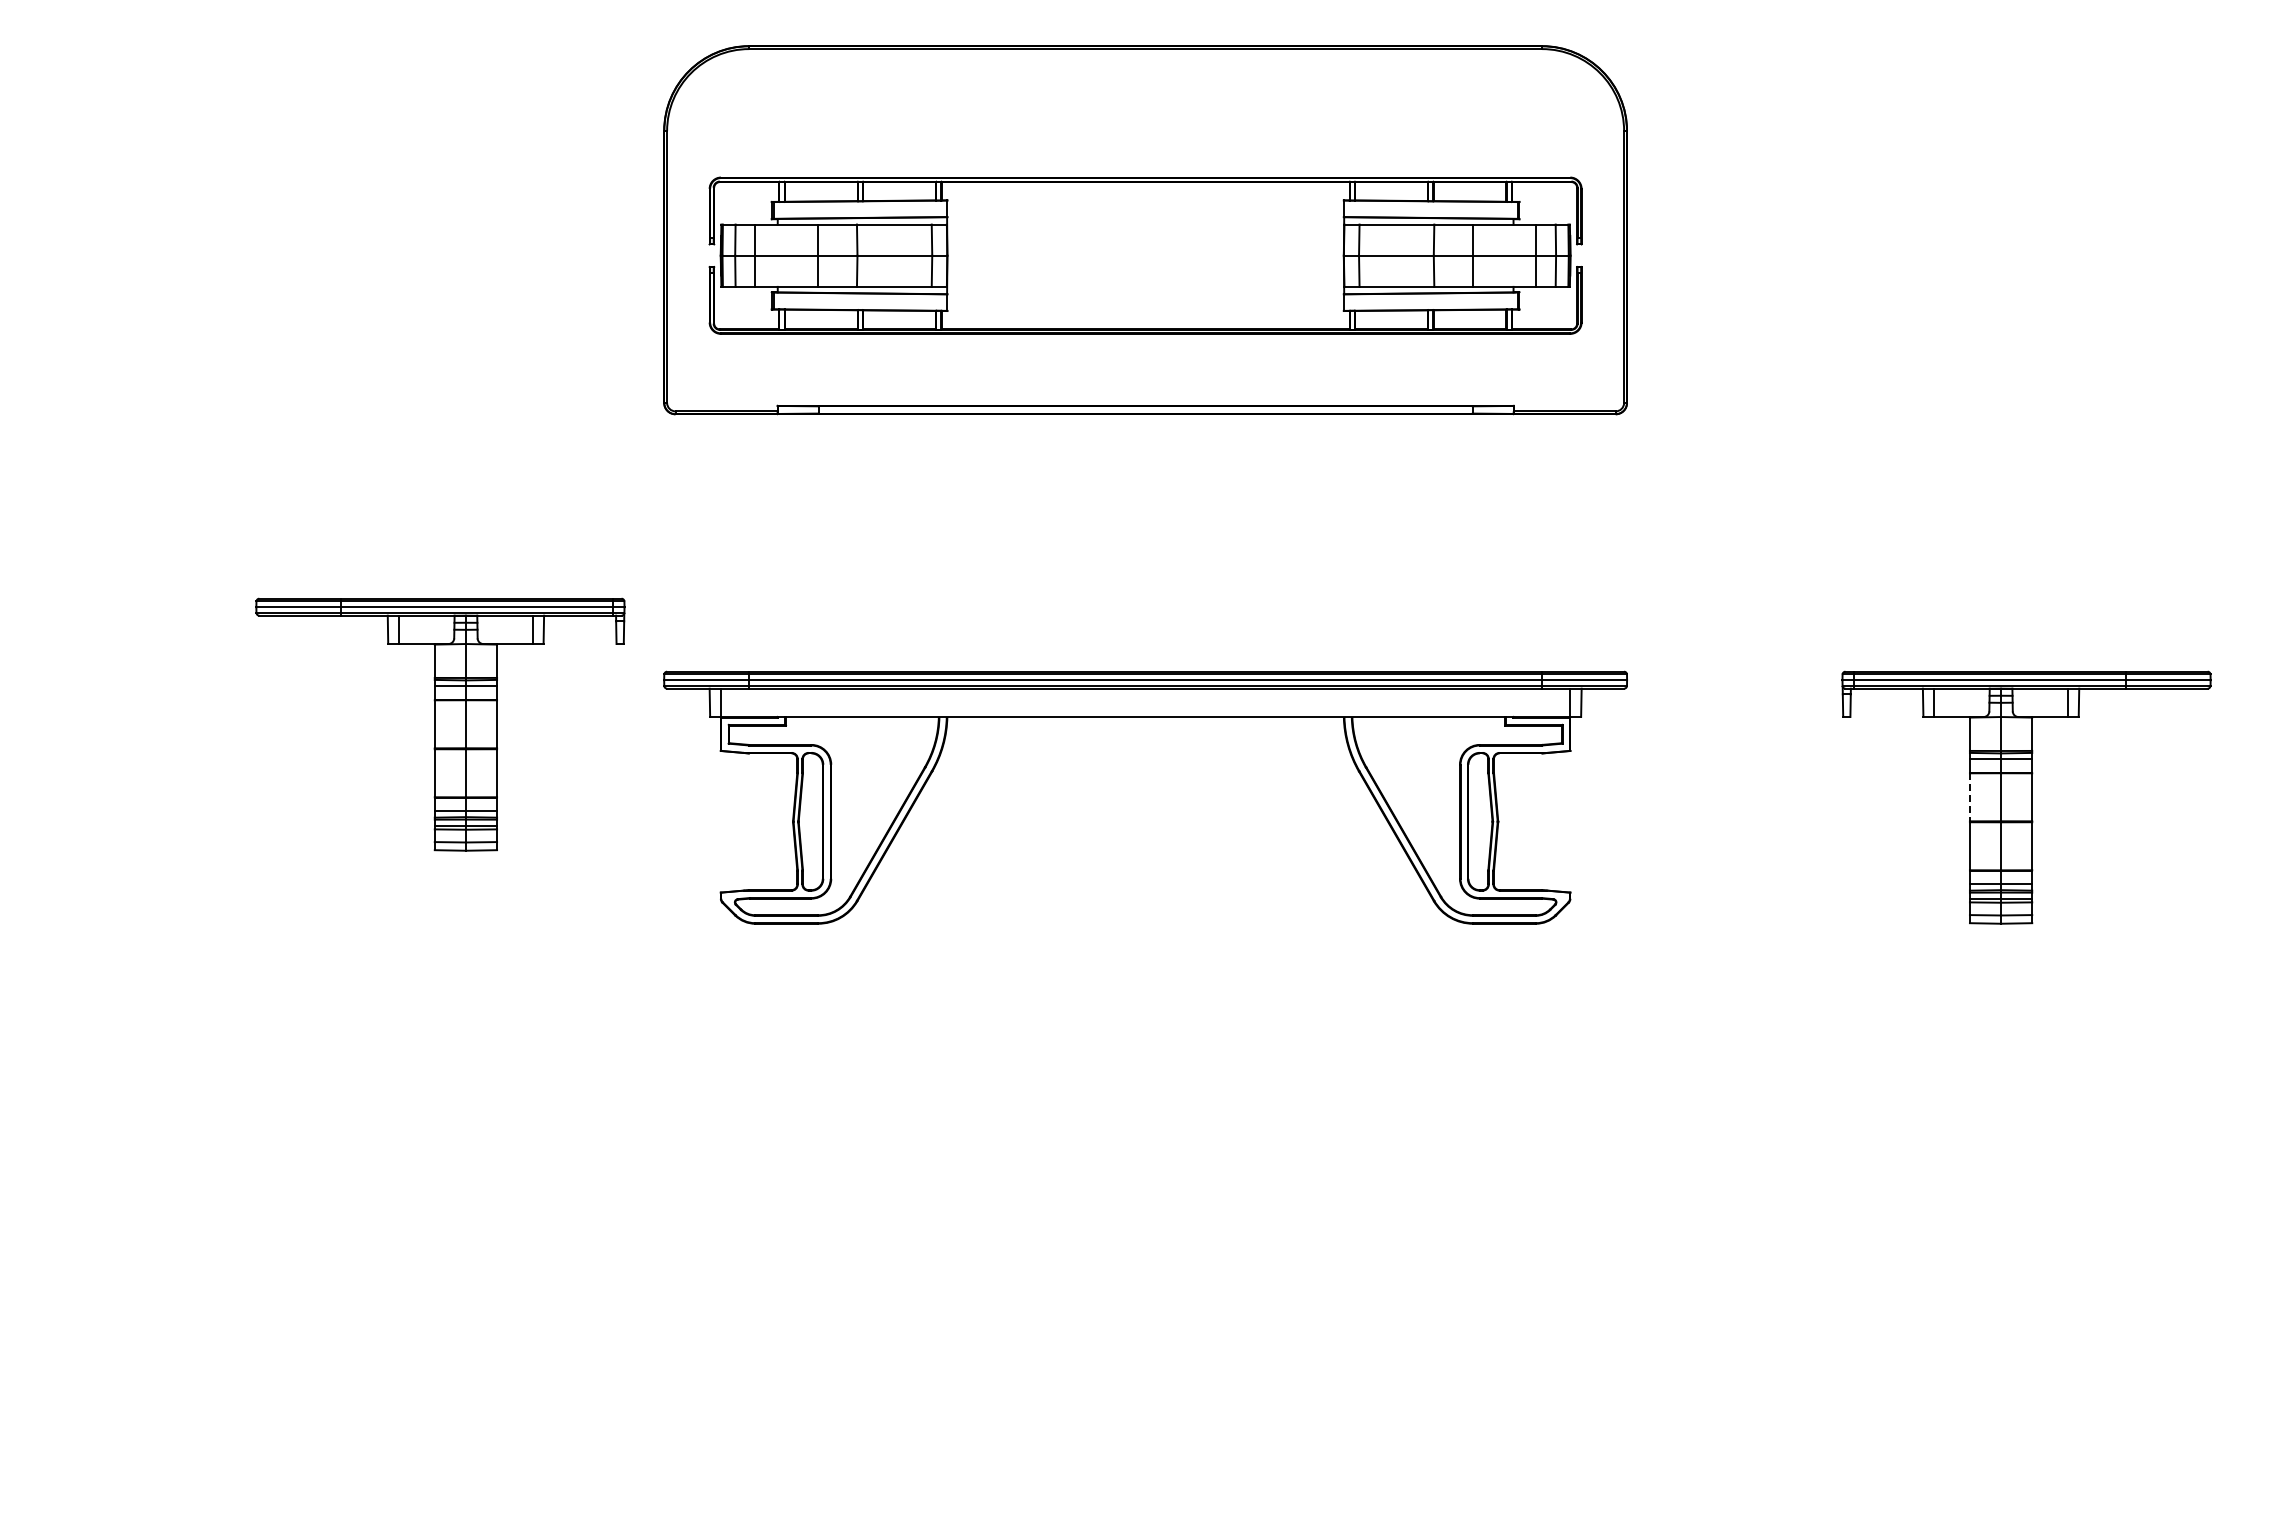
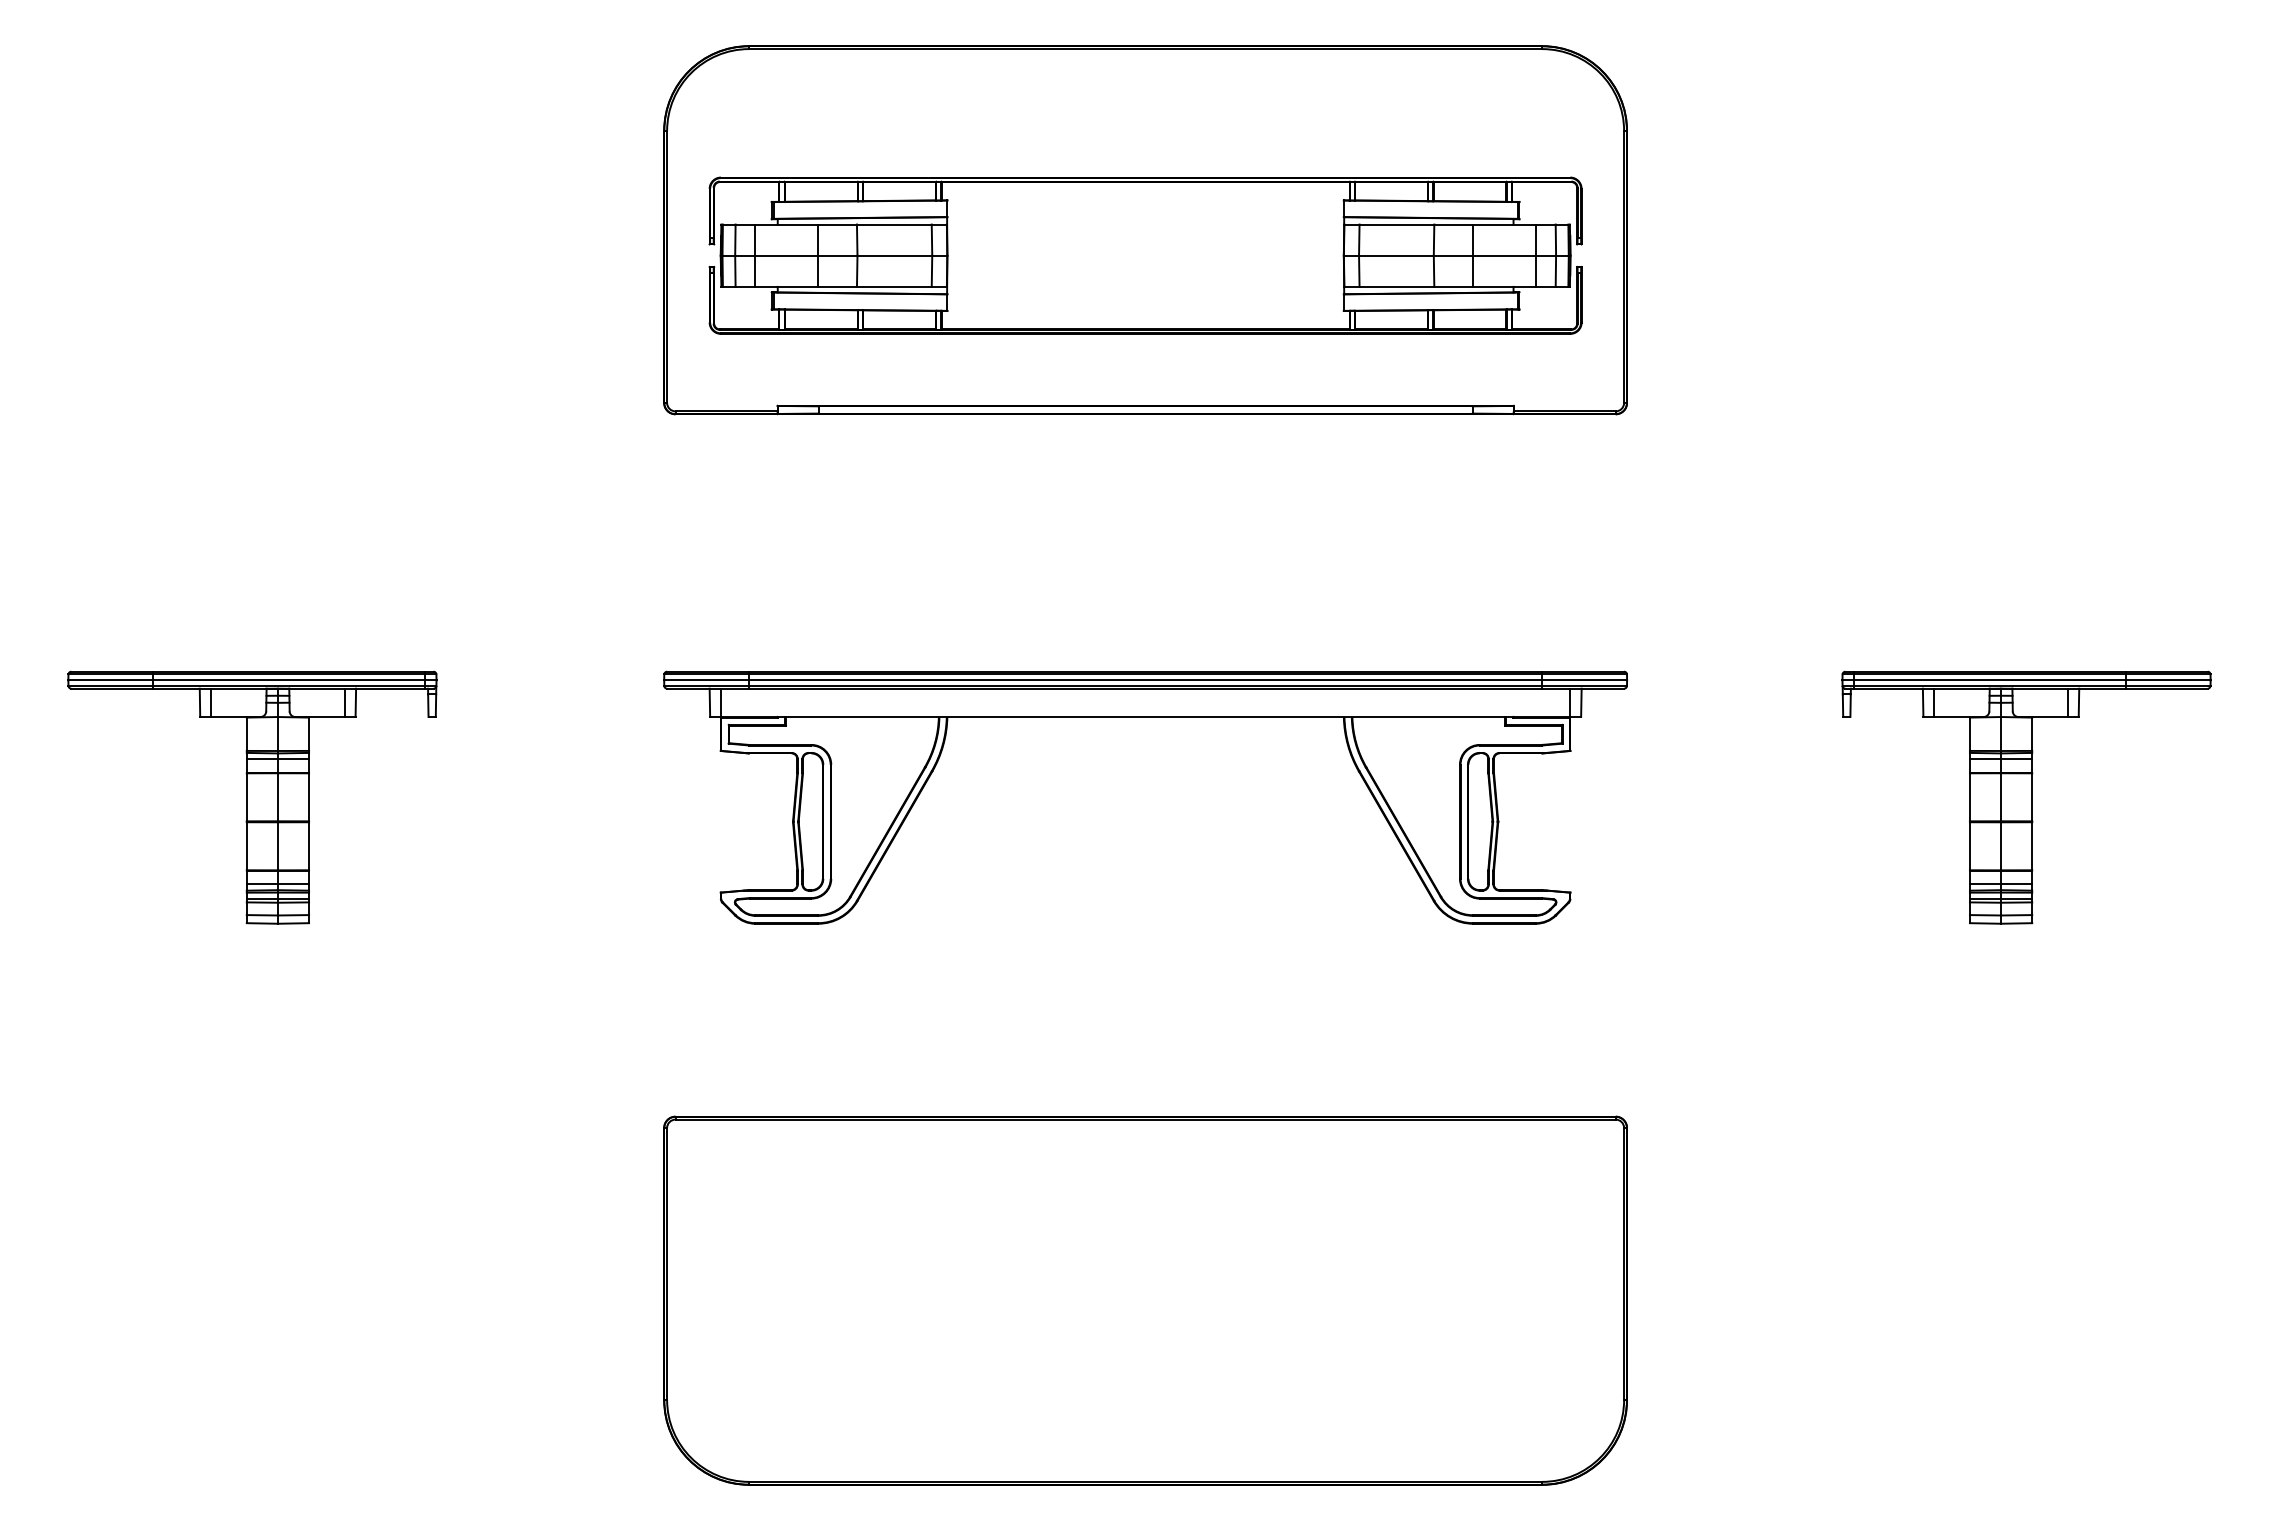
part position: (440, 724) -> (252, 797) (252, 797)
line: dashed -> solid (1969, 797)
part: none -> present (1145, 1300)
